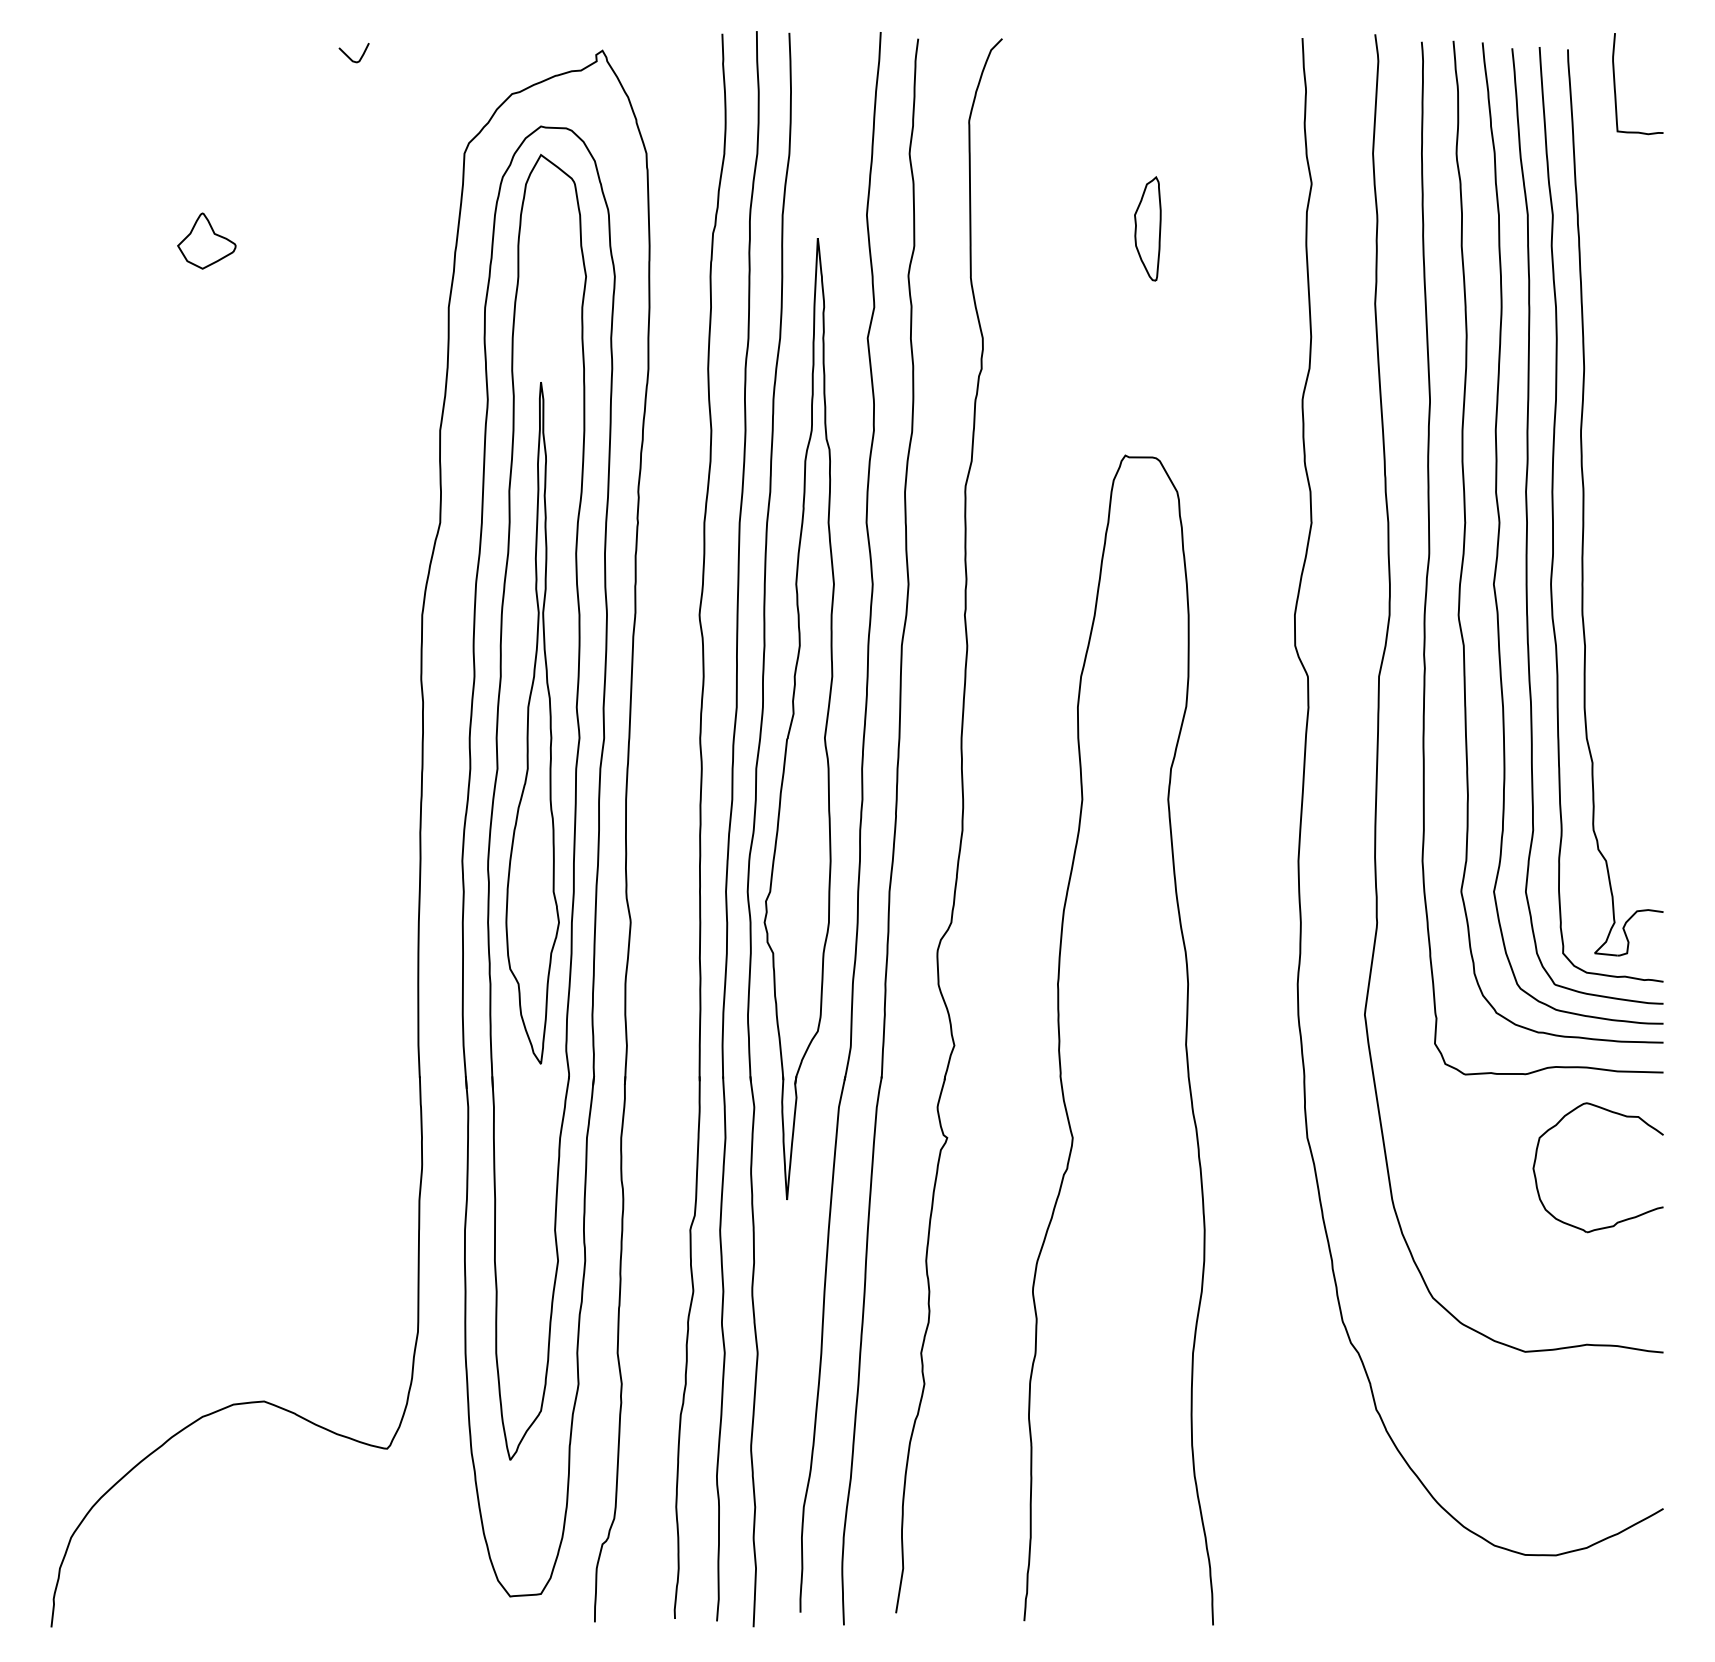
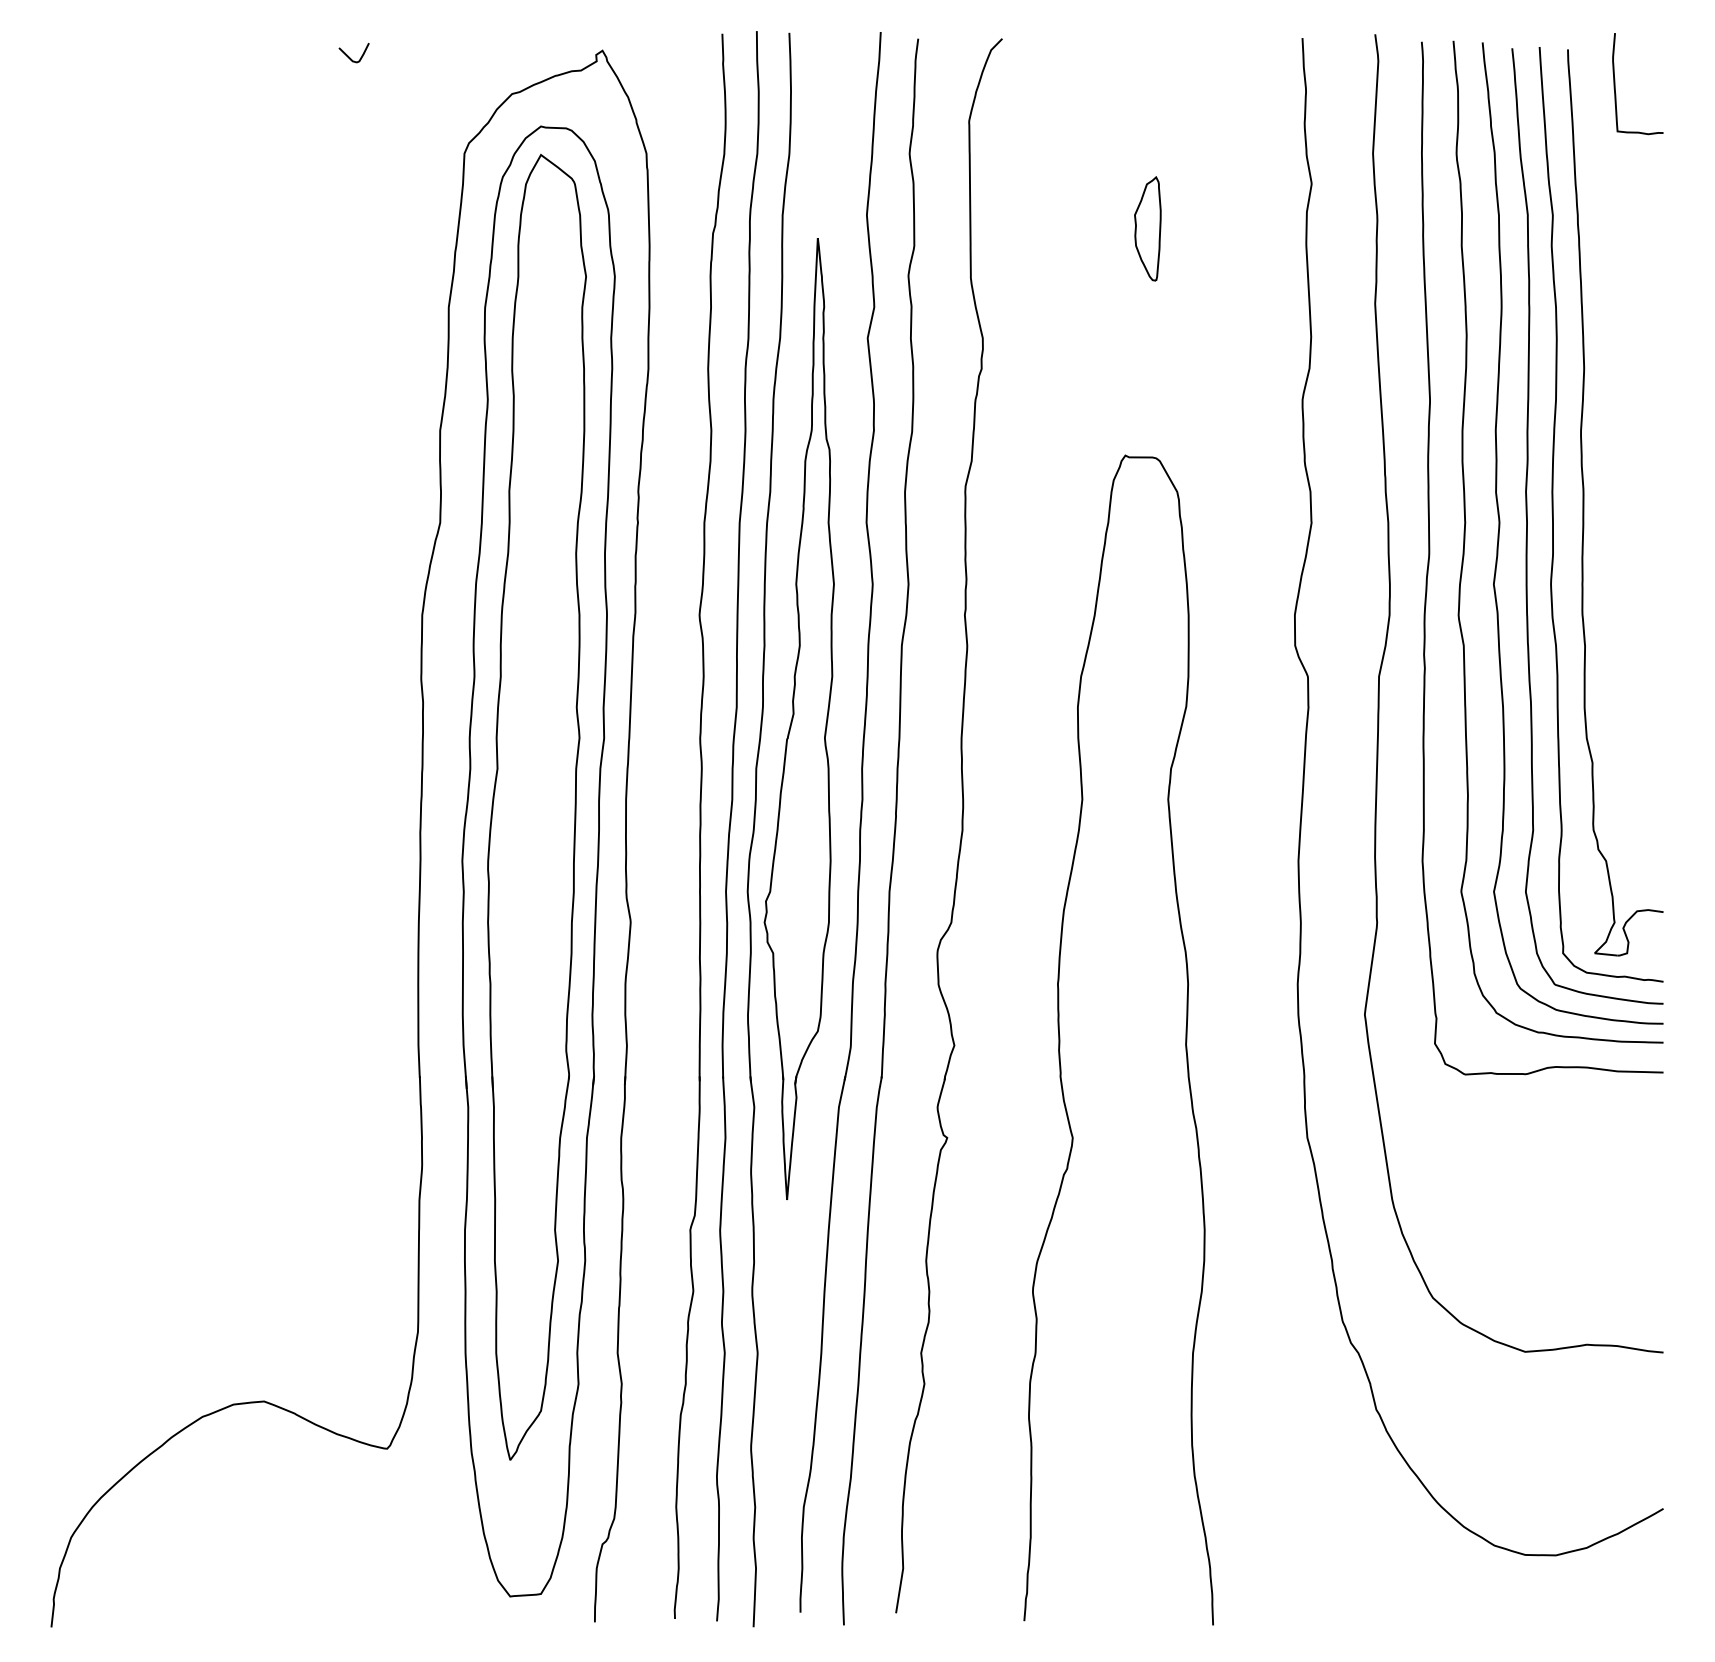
part: present -> none (206, 240)
part: present -> none (532, 723)
part: present -> none (1616, 1114)
